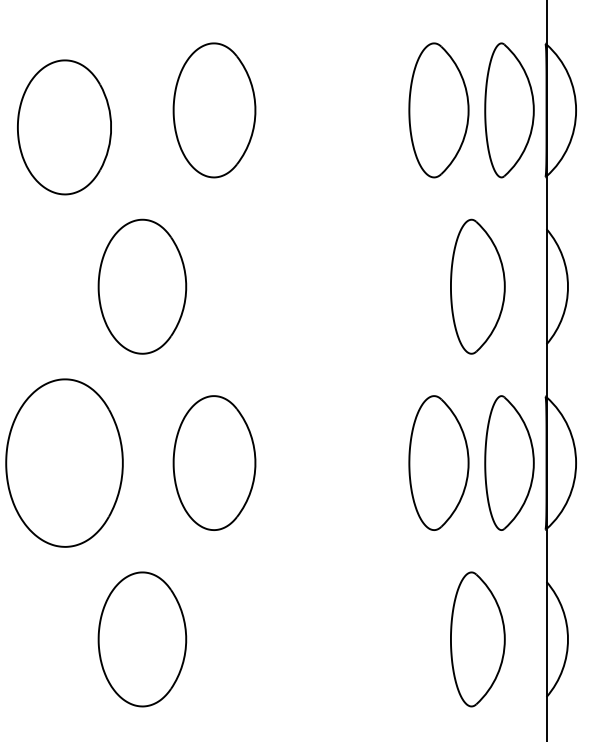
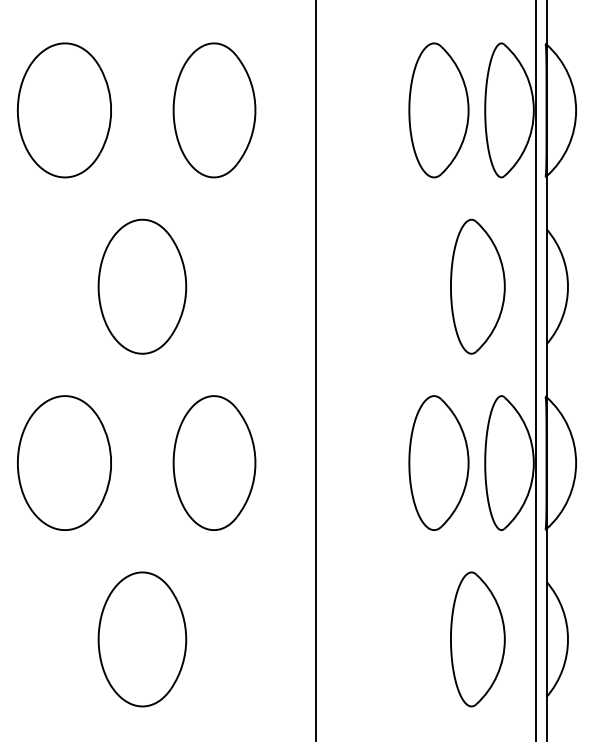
part position: (64, 127) -> (64, 110) (64, 110)
line: none -> present (315, 370)
line: none -> present (536, 370)
part size: 119x170 px -> 95x136 px (64, 462)
